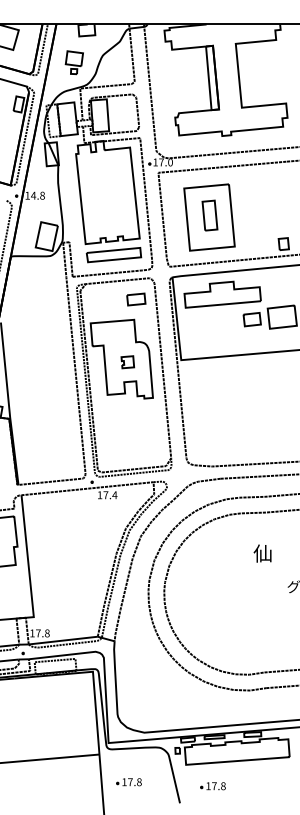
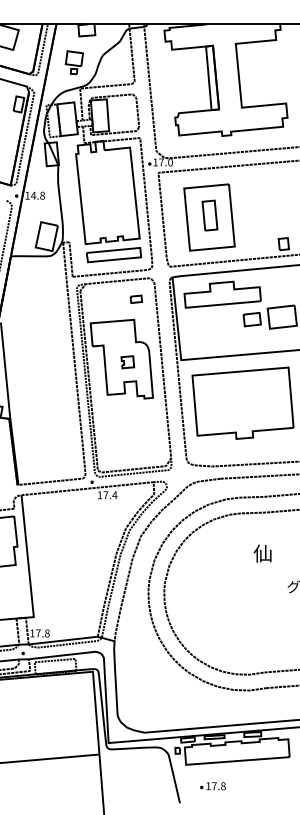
part size: 21x15 px -> 15x10 px (136, 298)
part: none -> present (242, 402)
part: present -> none (128, 782)
